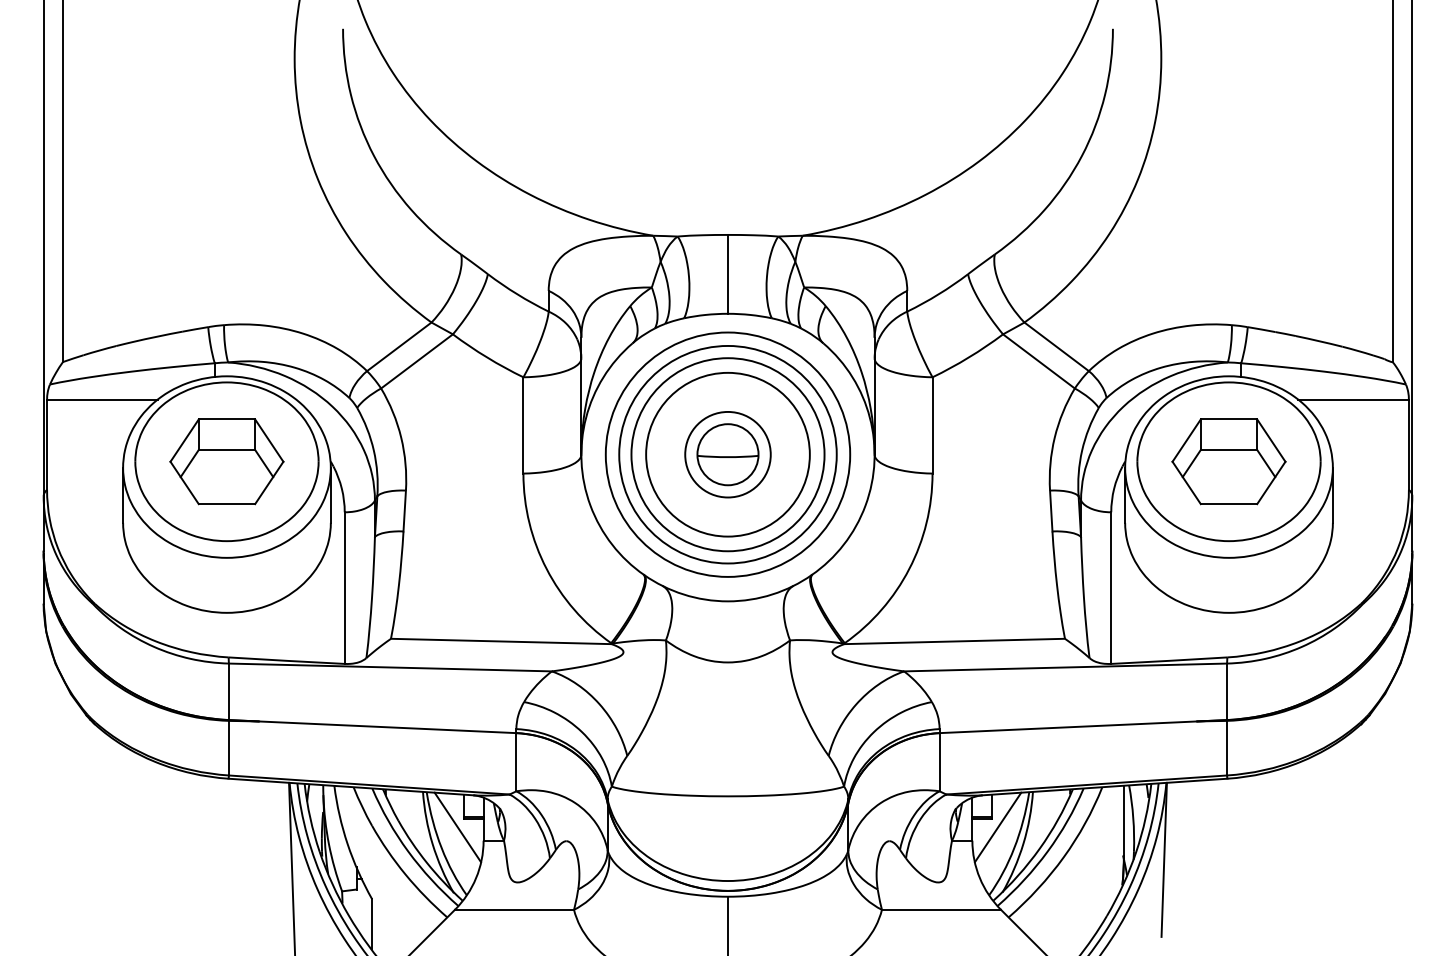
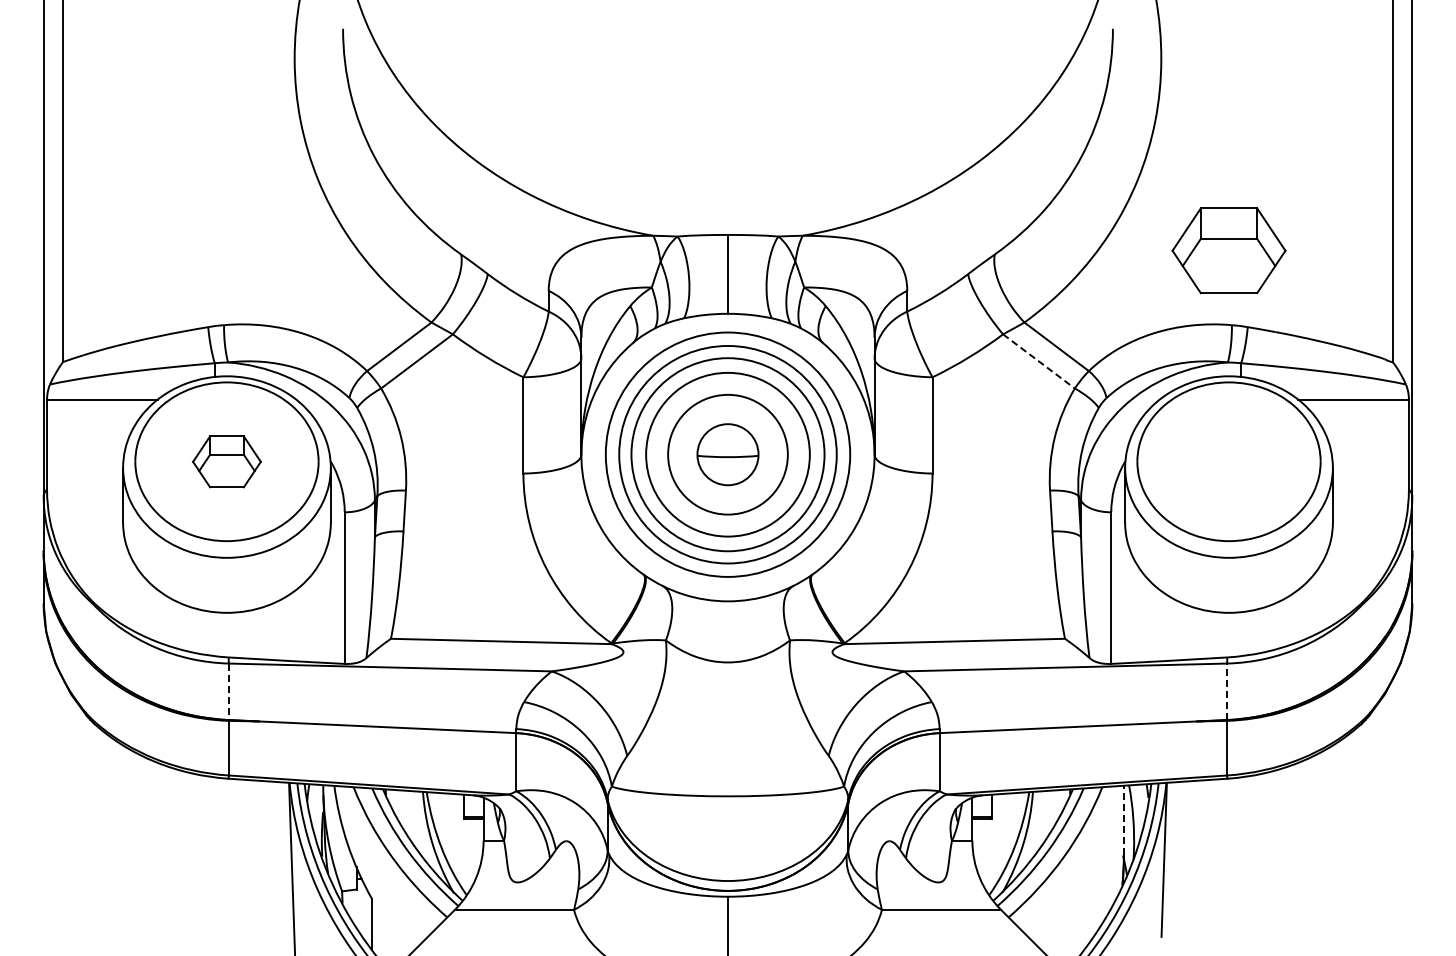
line: solid -> dashed (1038, 361)
circle diameter: 86 px -> 120 px (727, 454)
part size: 116x88 px -> 70x54 px (226, 461)
part position: (1228, 461) -> (1228, 250) (1228, 250)
line: solid -> dashed (1227, 691)
line: solid -> dashed (228, 692)
line: solid -> dashed (1123, 820)
line: present -> none (457, 827)
line: present -> none (997, 827)
